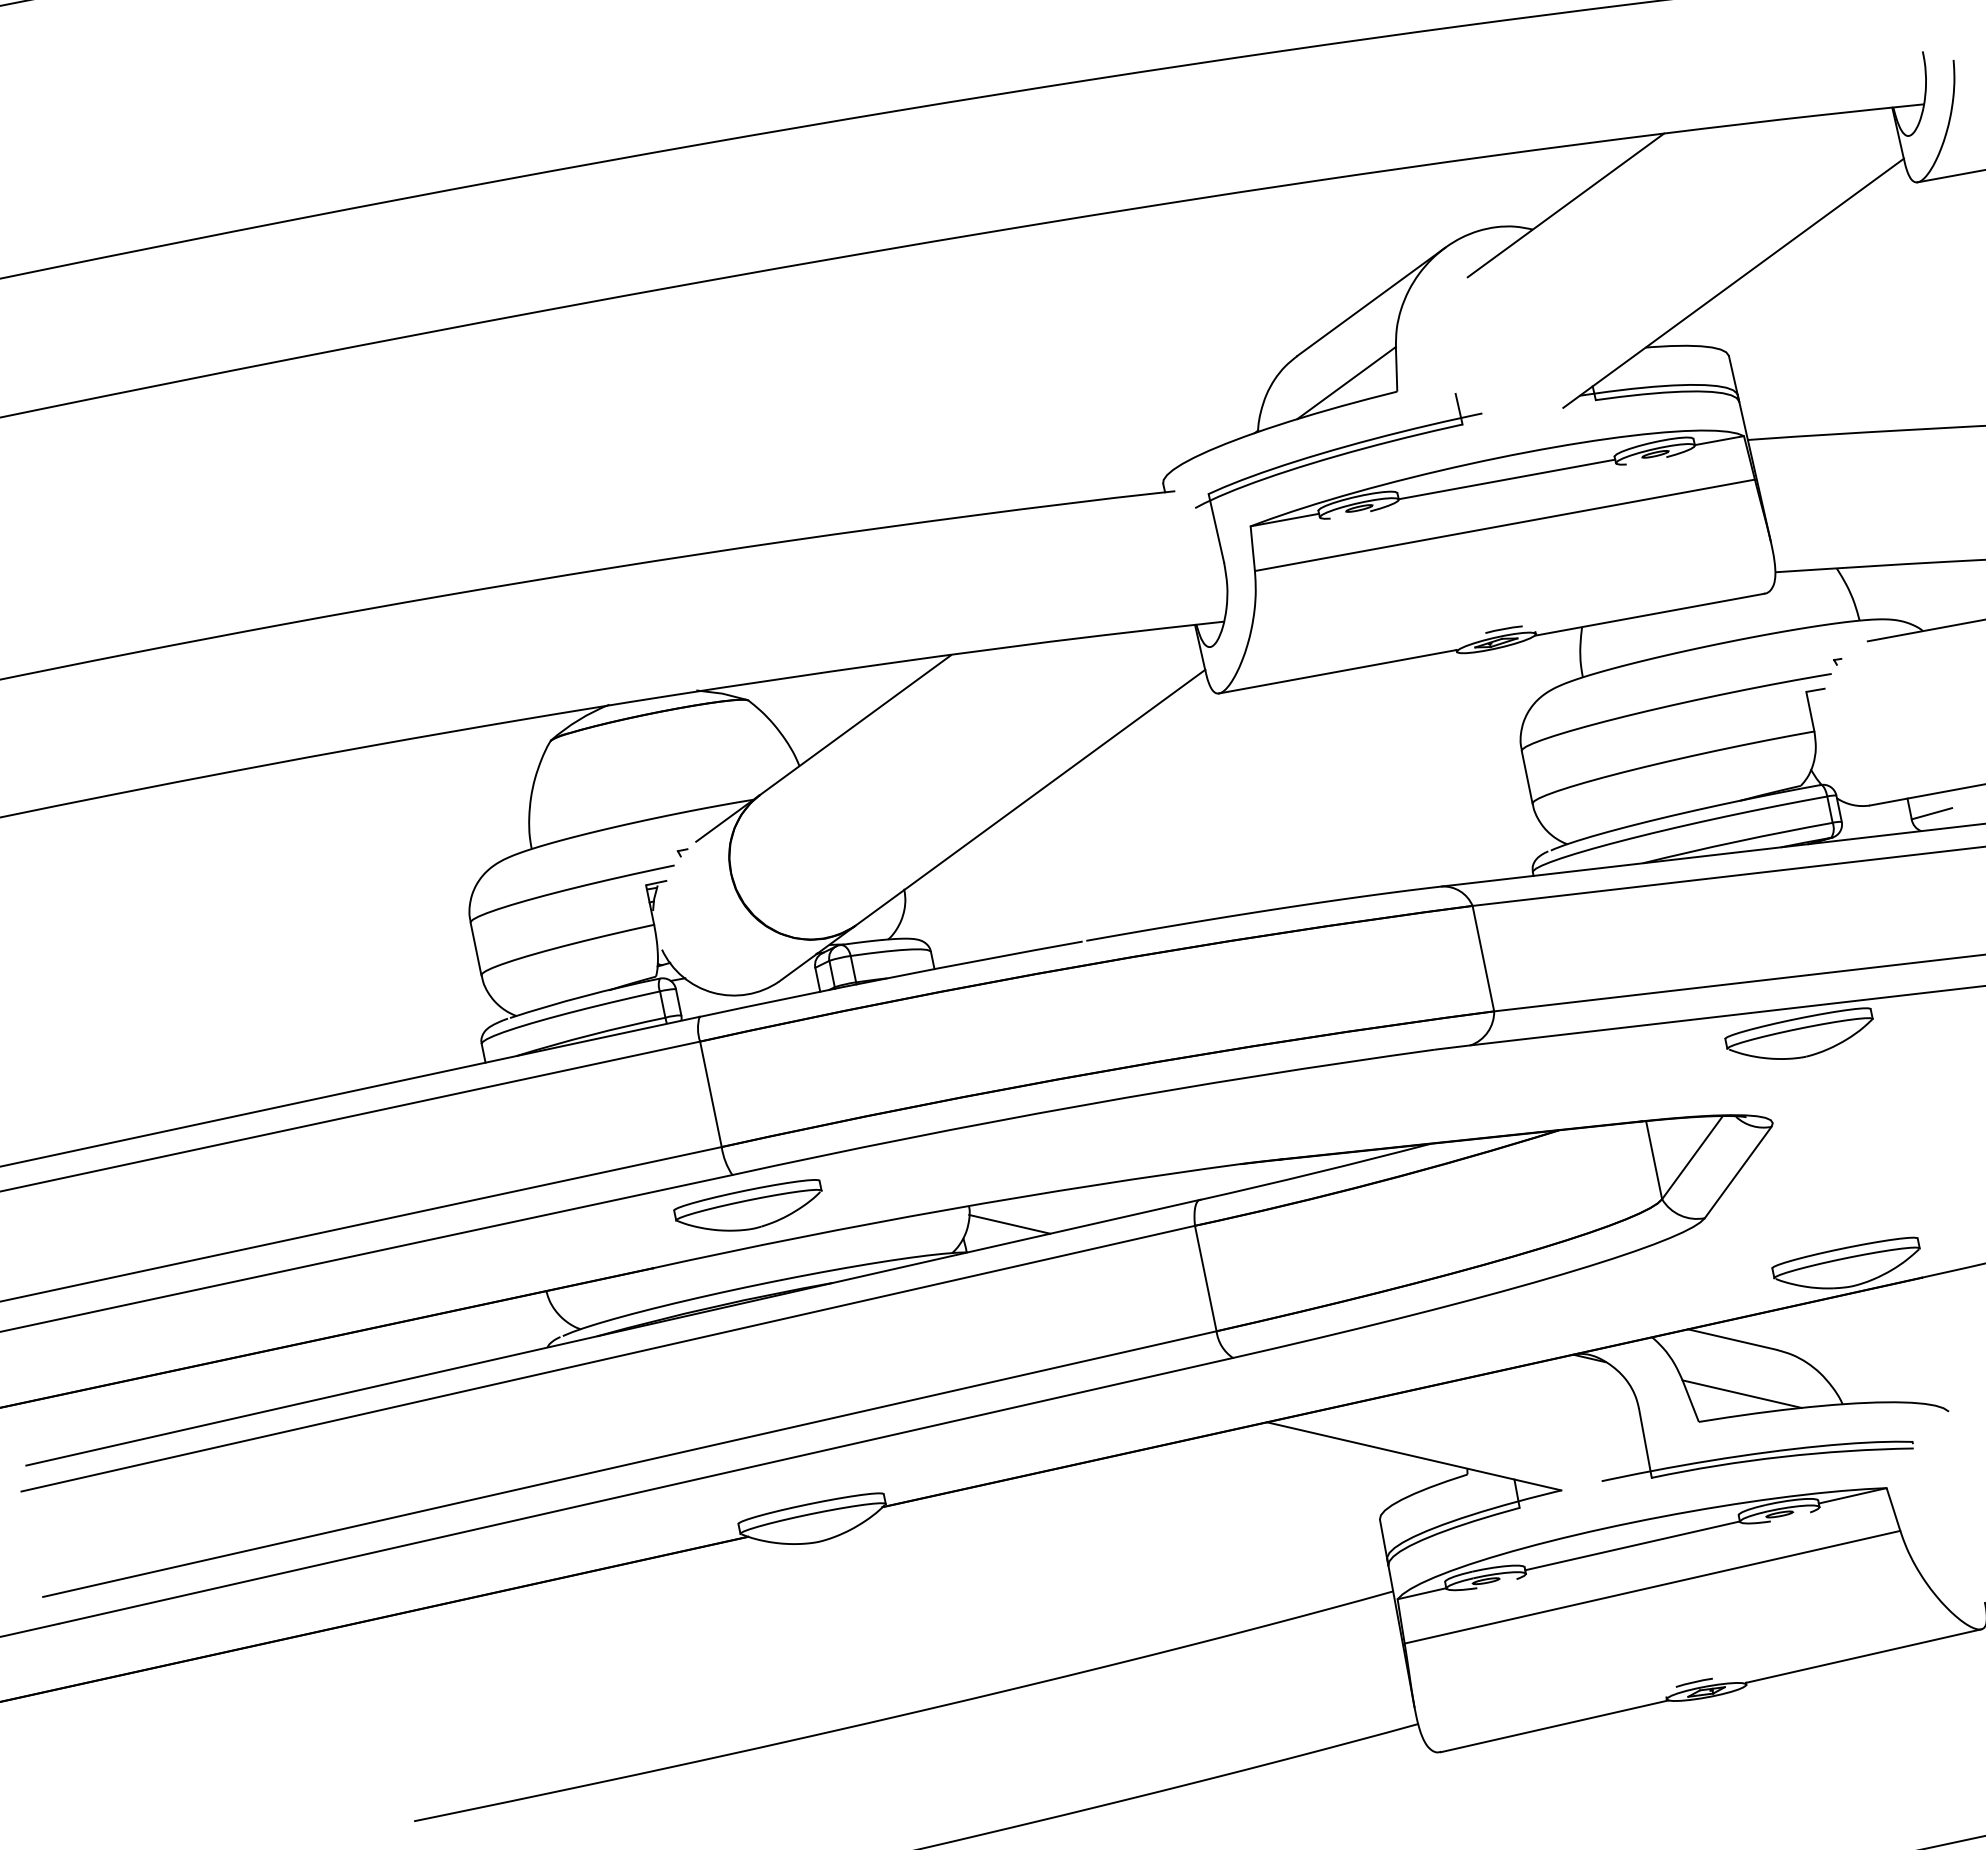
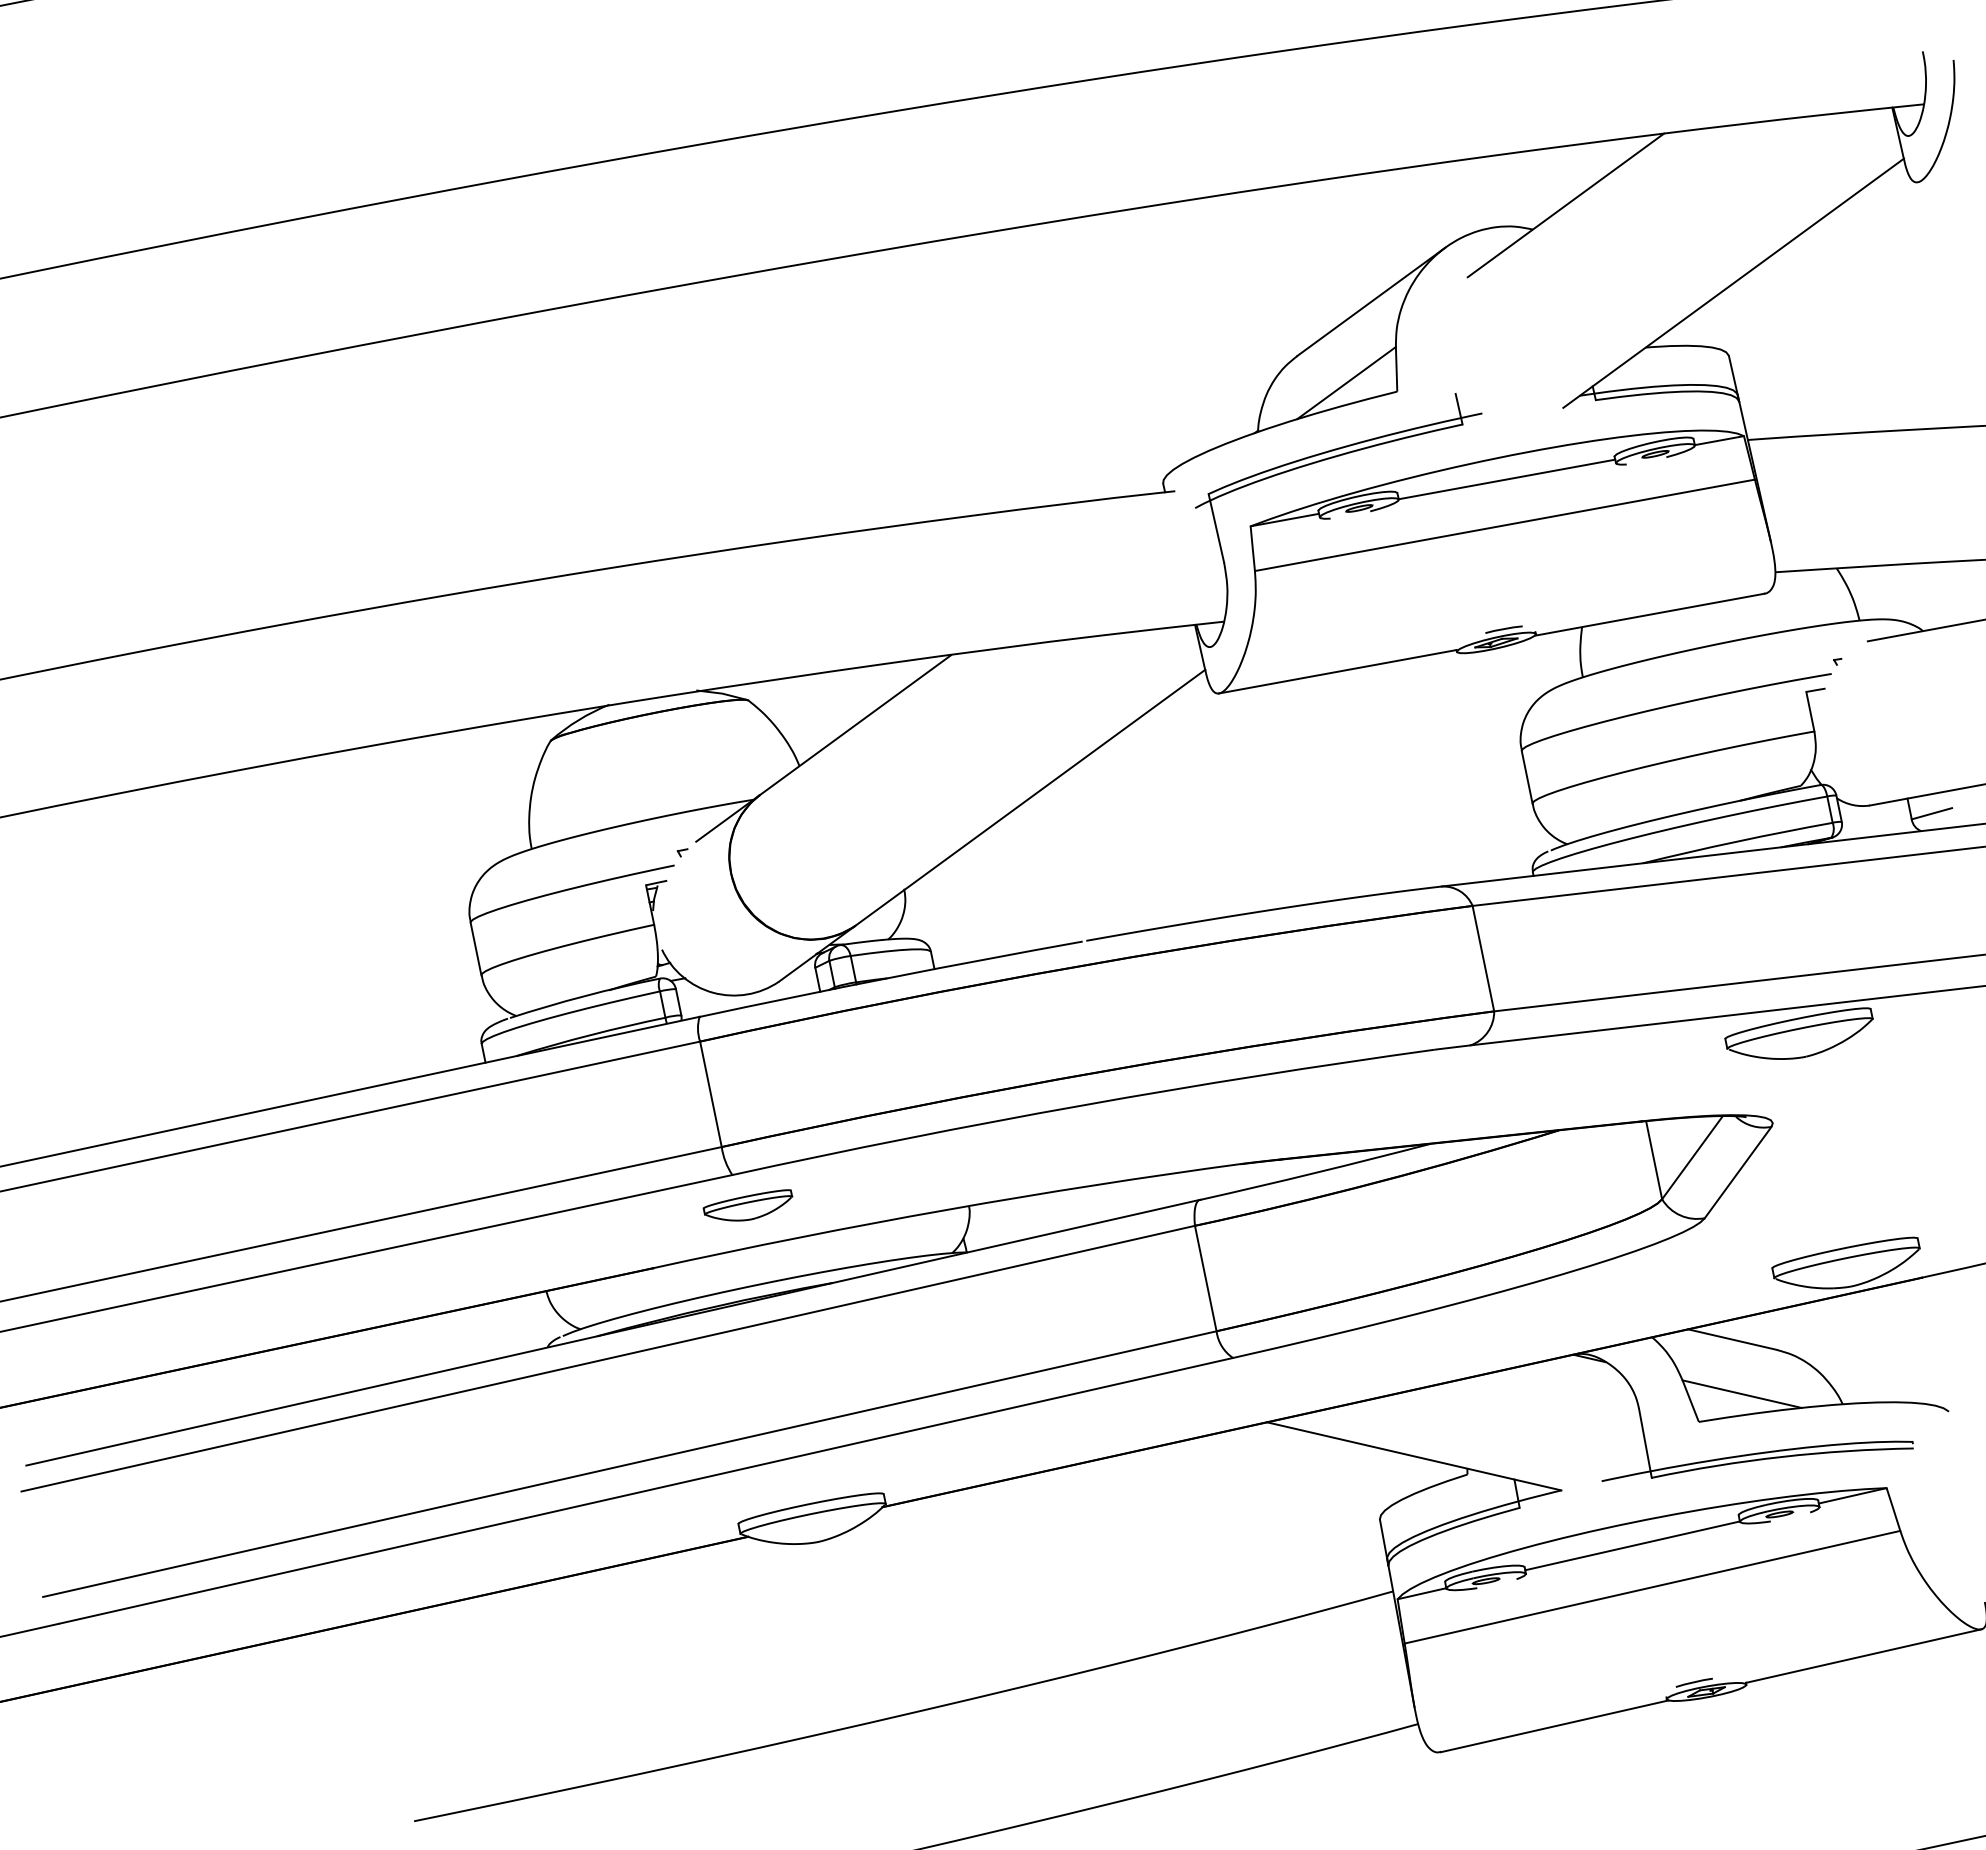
line: present -> none (1949, 176)
part size: 150x53 px -> 92x33 px (747, 1205)
line: present -> none (1009, 1223)
